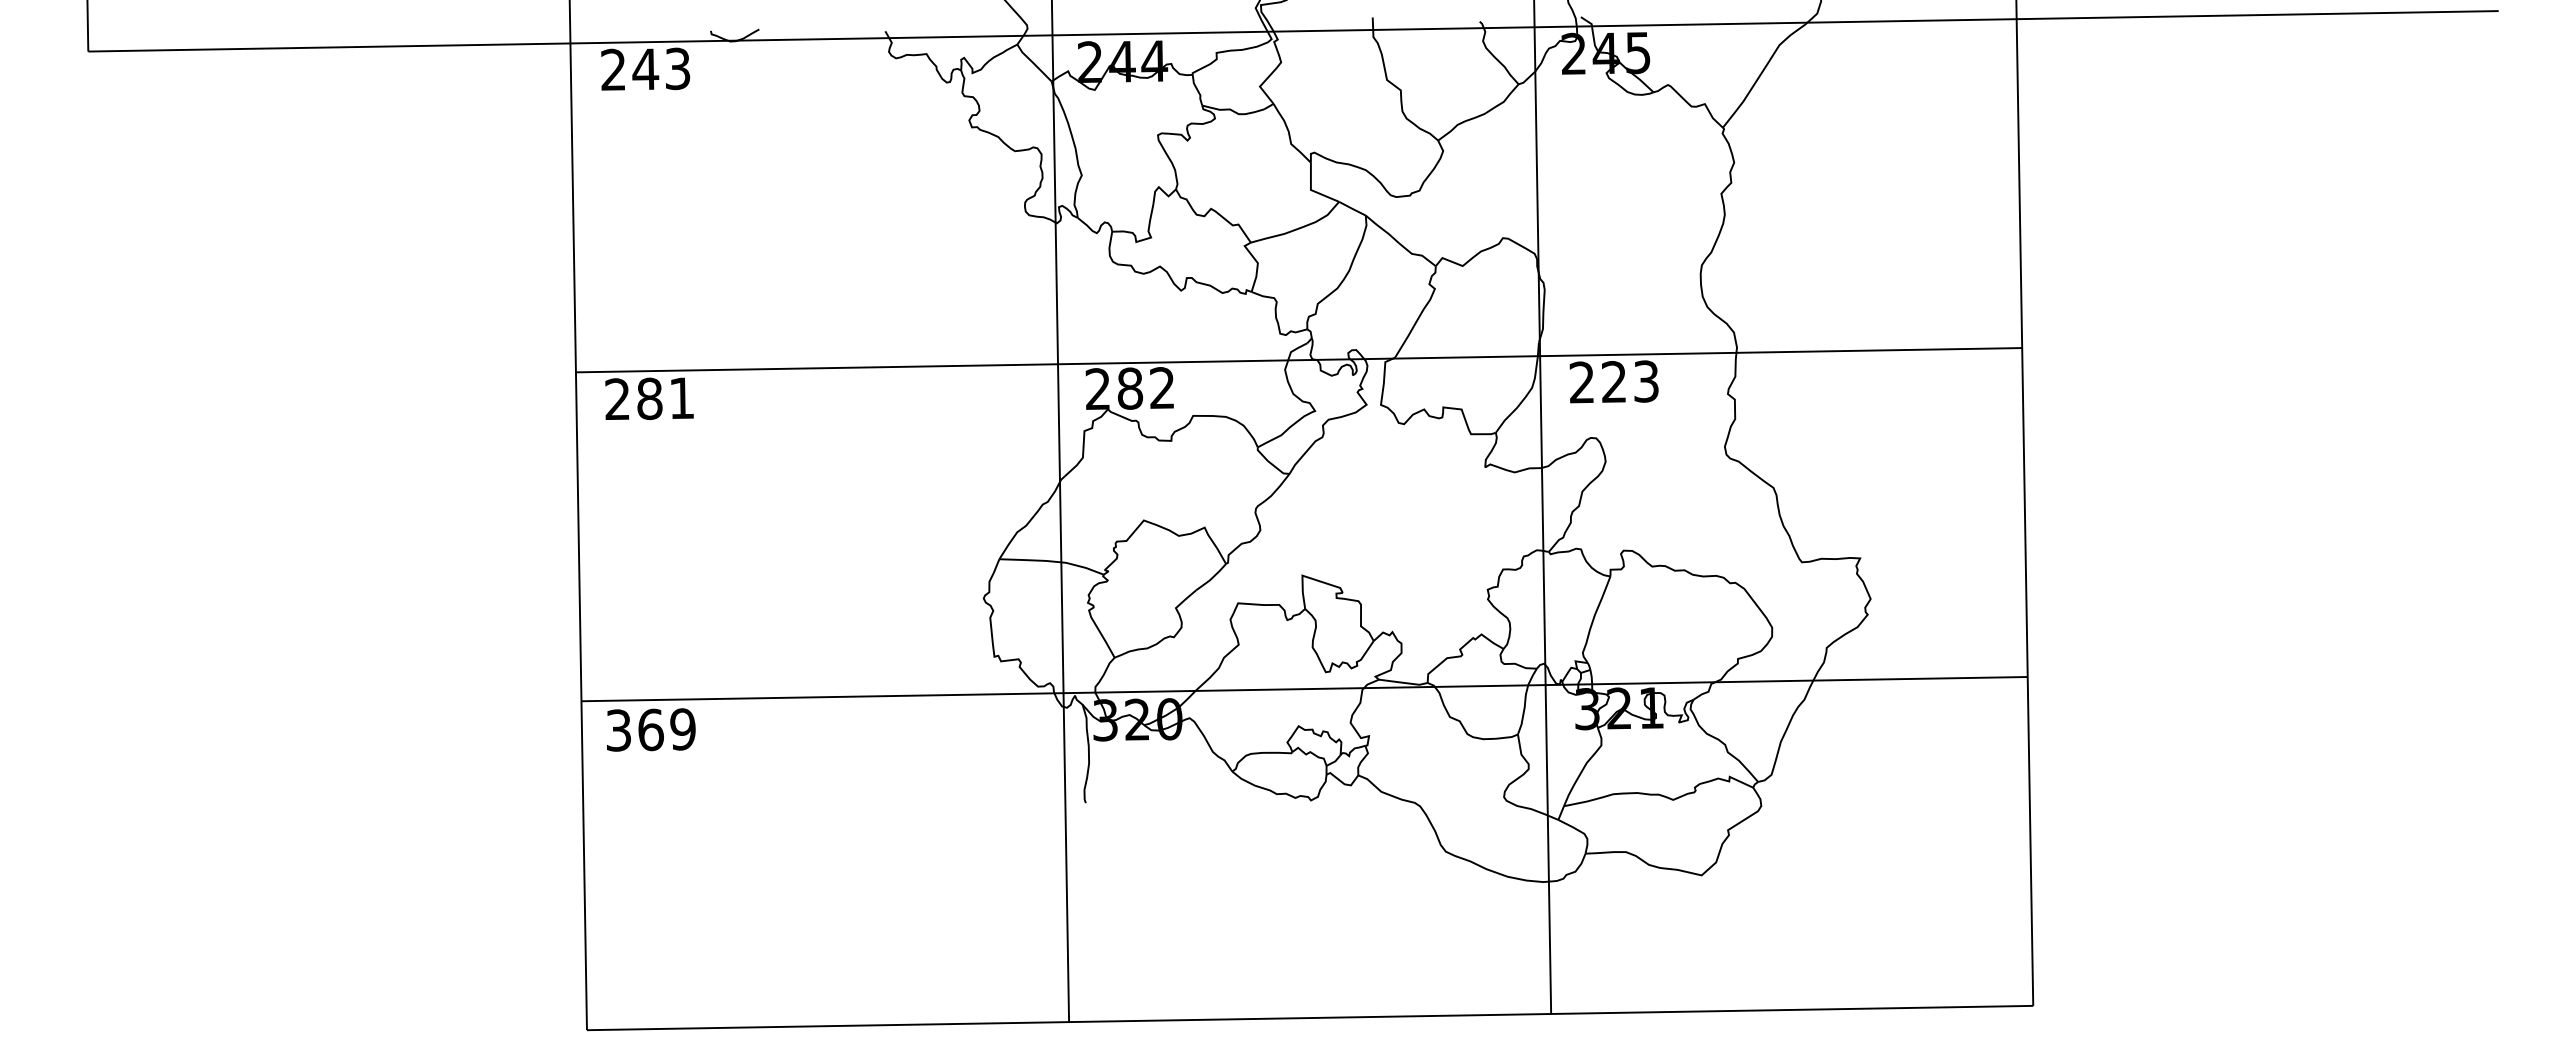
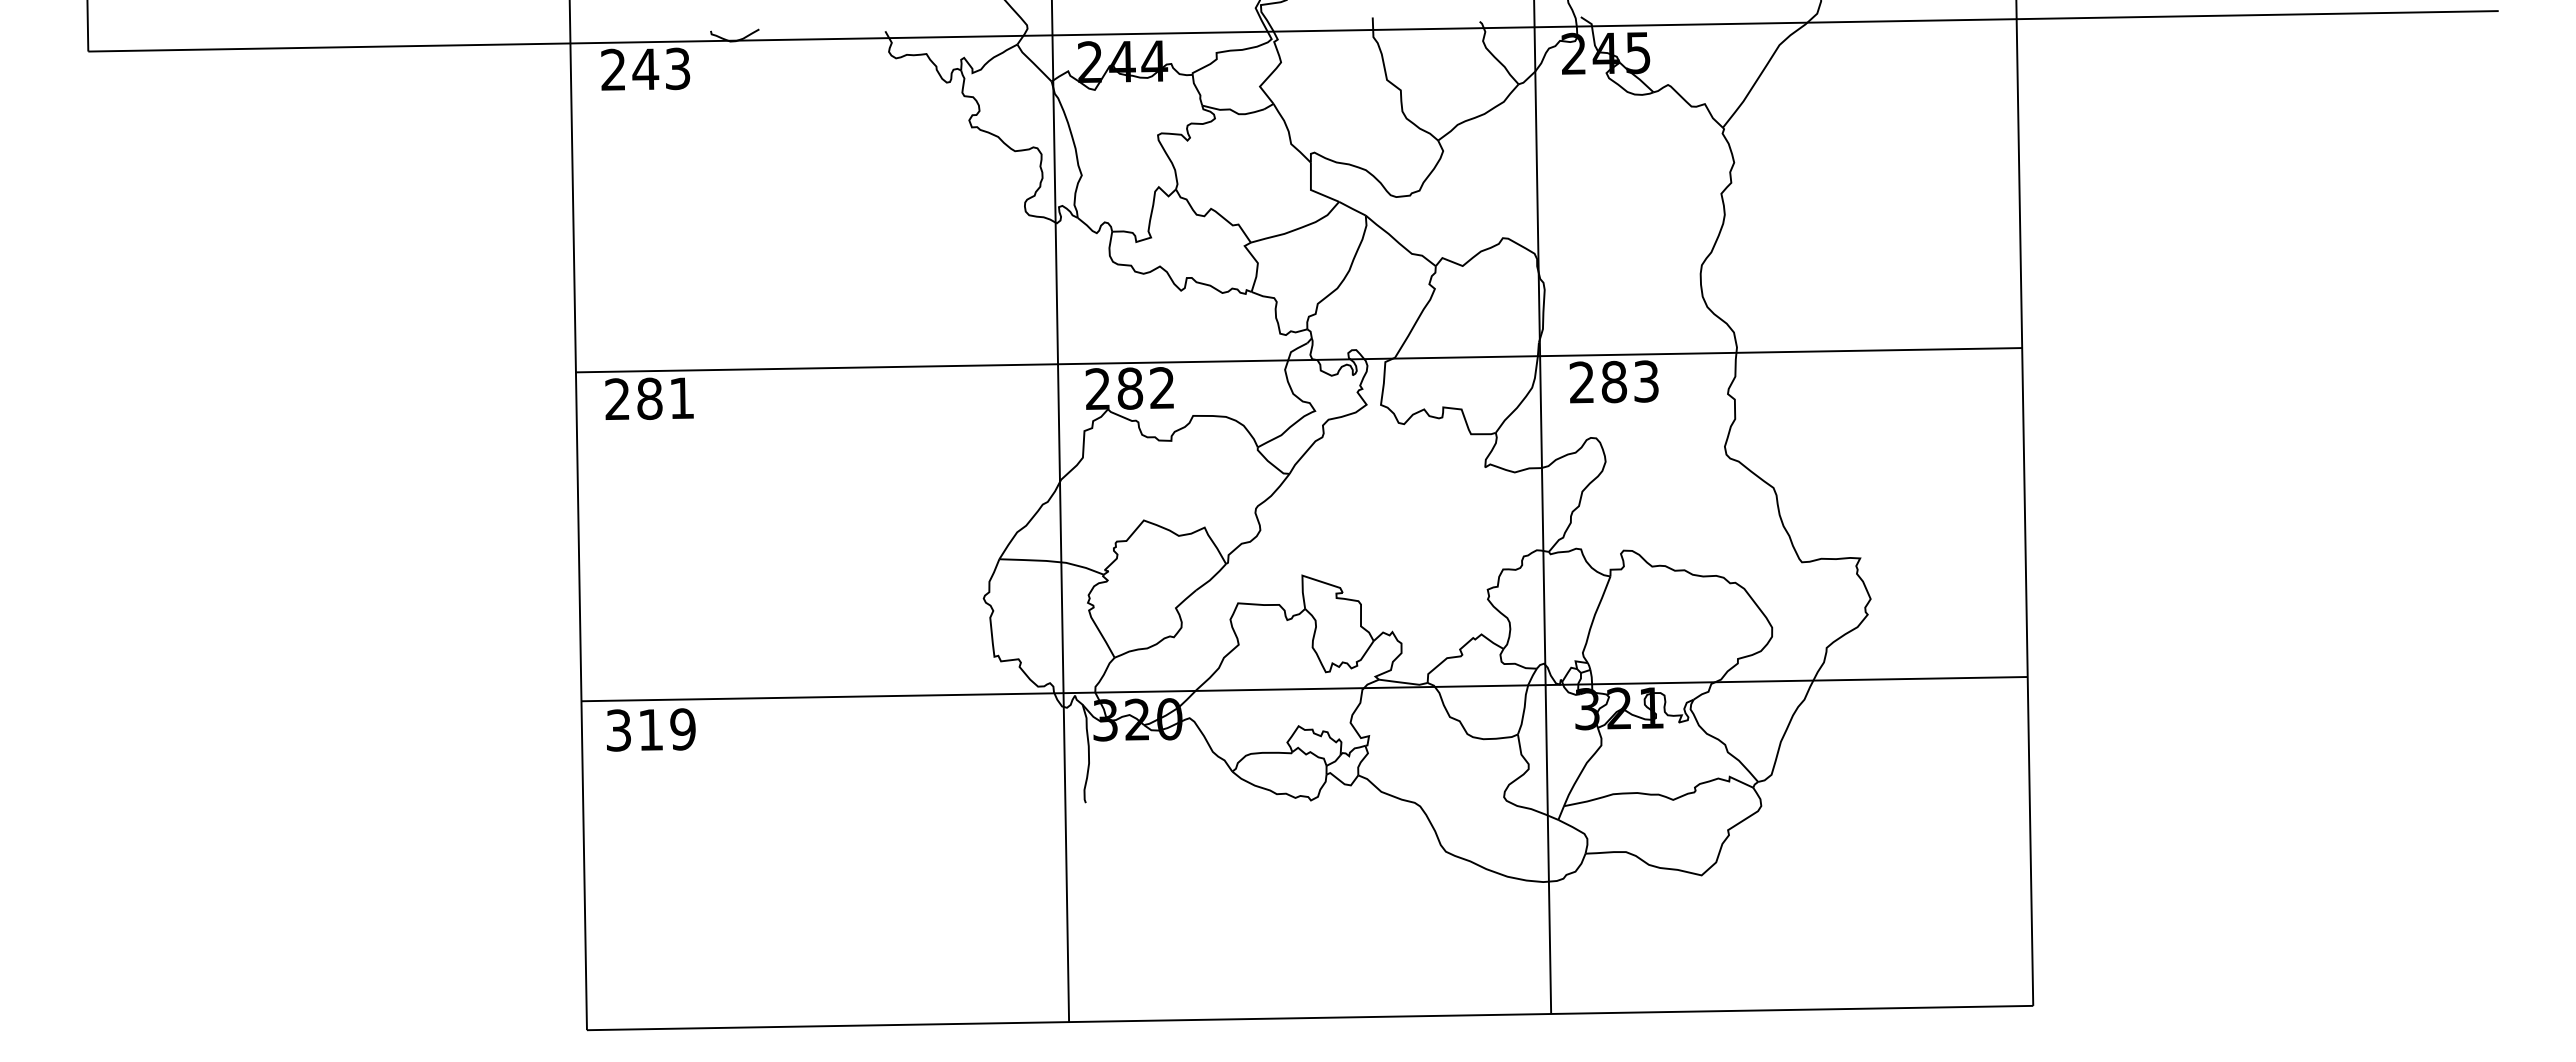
text: 223 -> 283 (1614, 381)
text: 369 -> 319 (650, 729)
